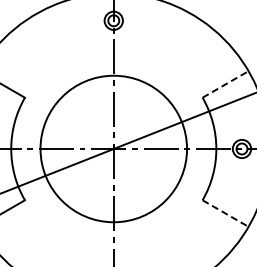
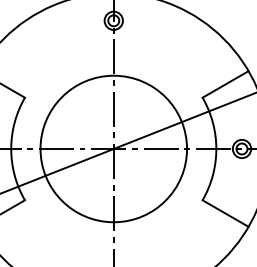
line: dashed -> solid (225, 84)
line: dashed -> solid (225, 213)
